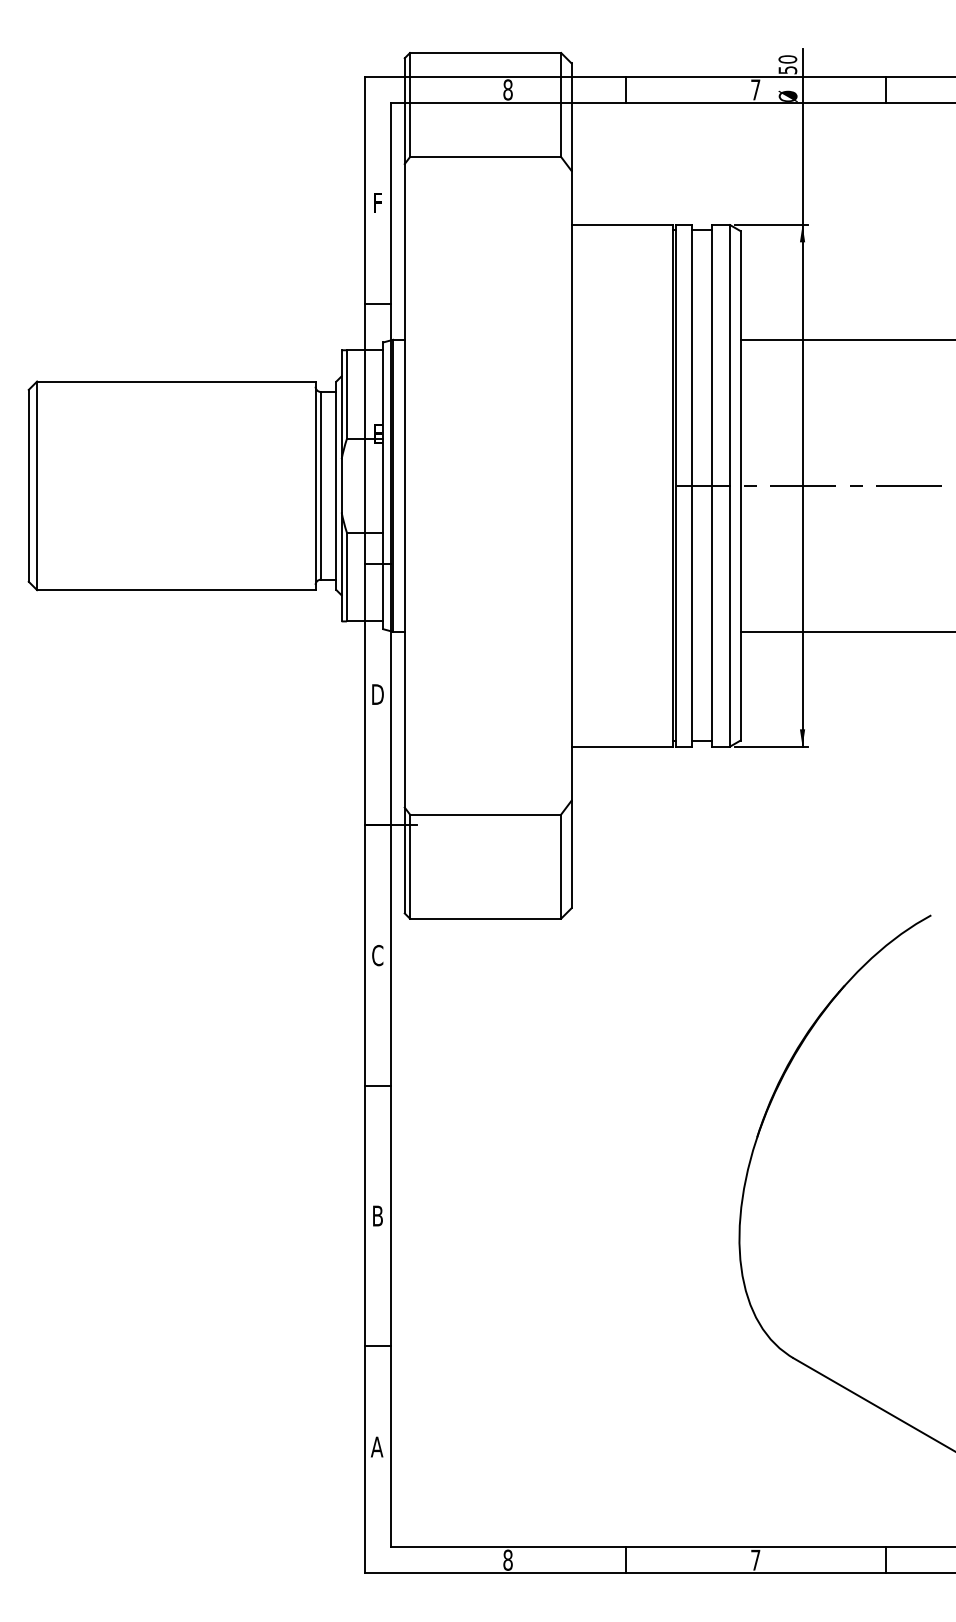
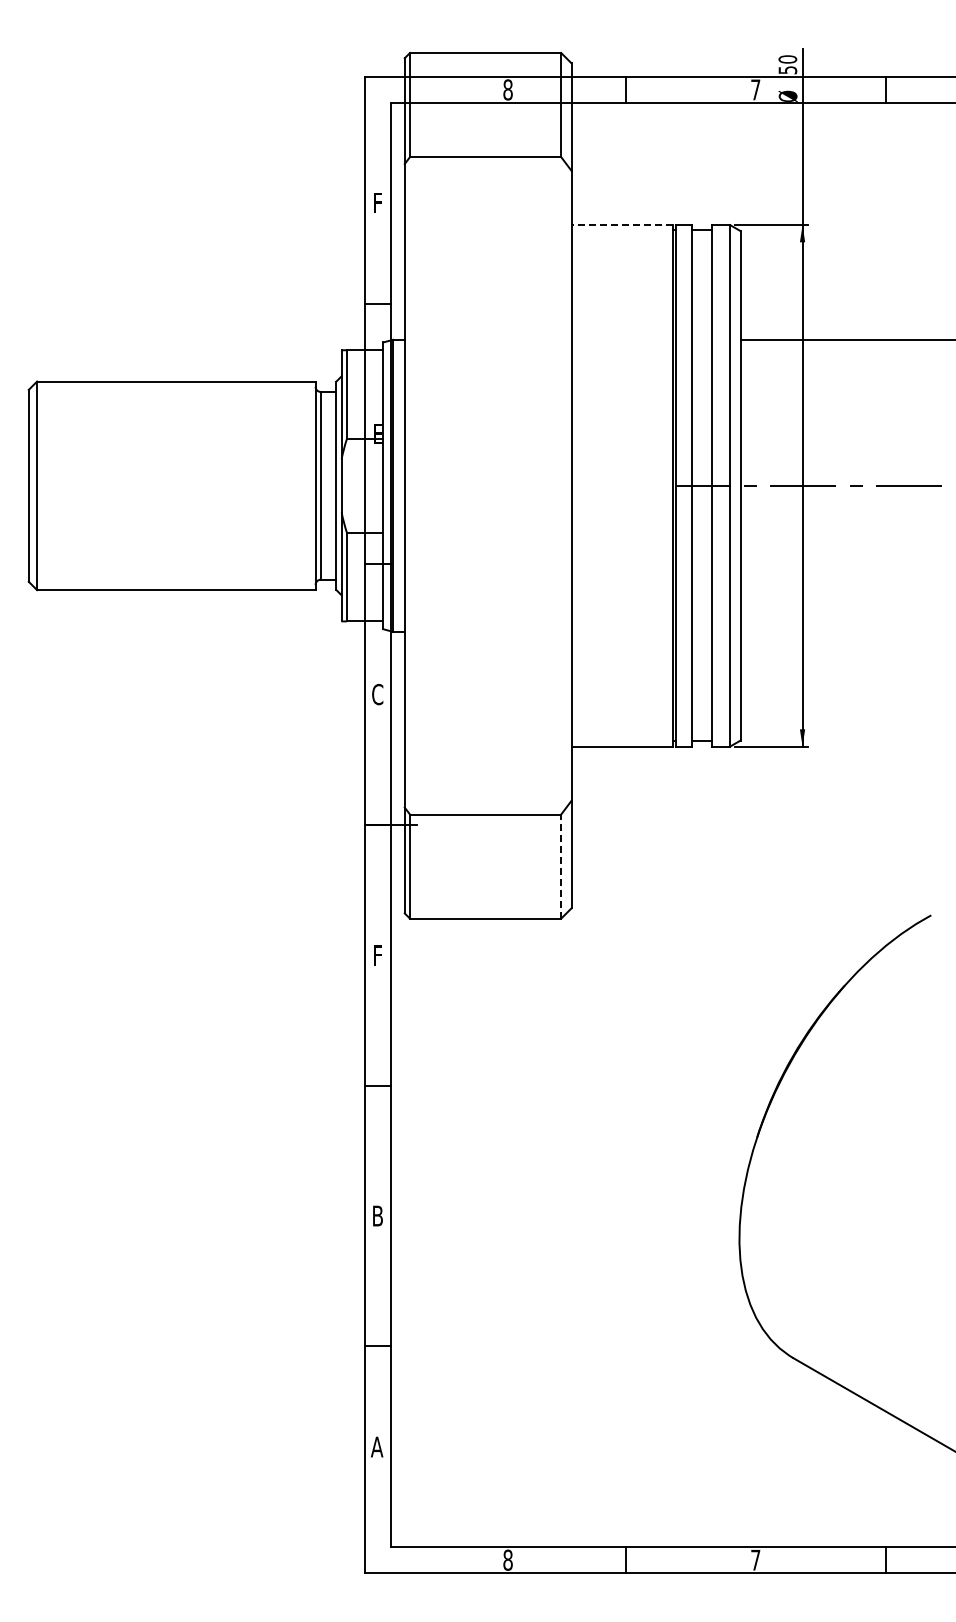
line: solid -> dashed (622, 225)
line: present -> none (845, 631)
text: D -> C (377, 694)
line: solid -> dashed (561, 866)
text: C -> F (377, 955)
